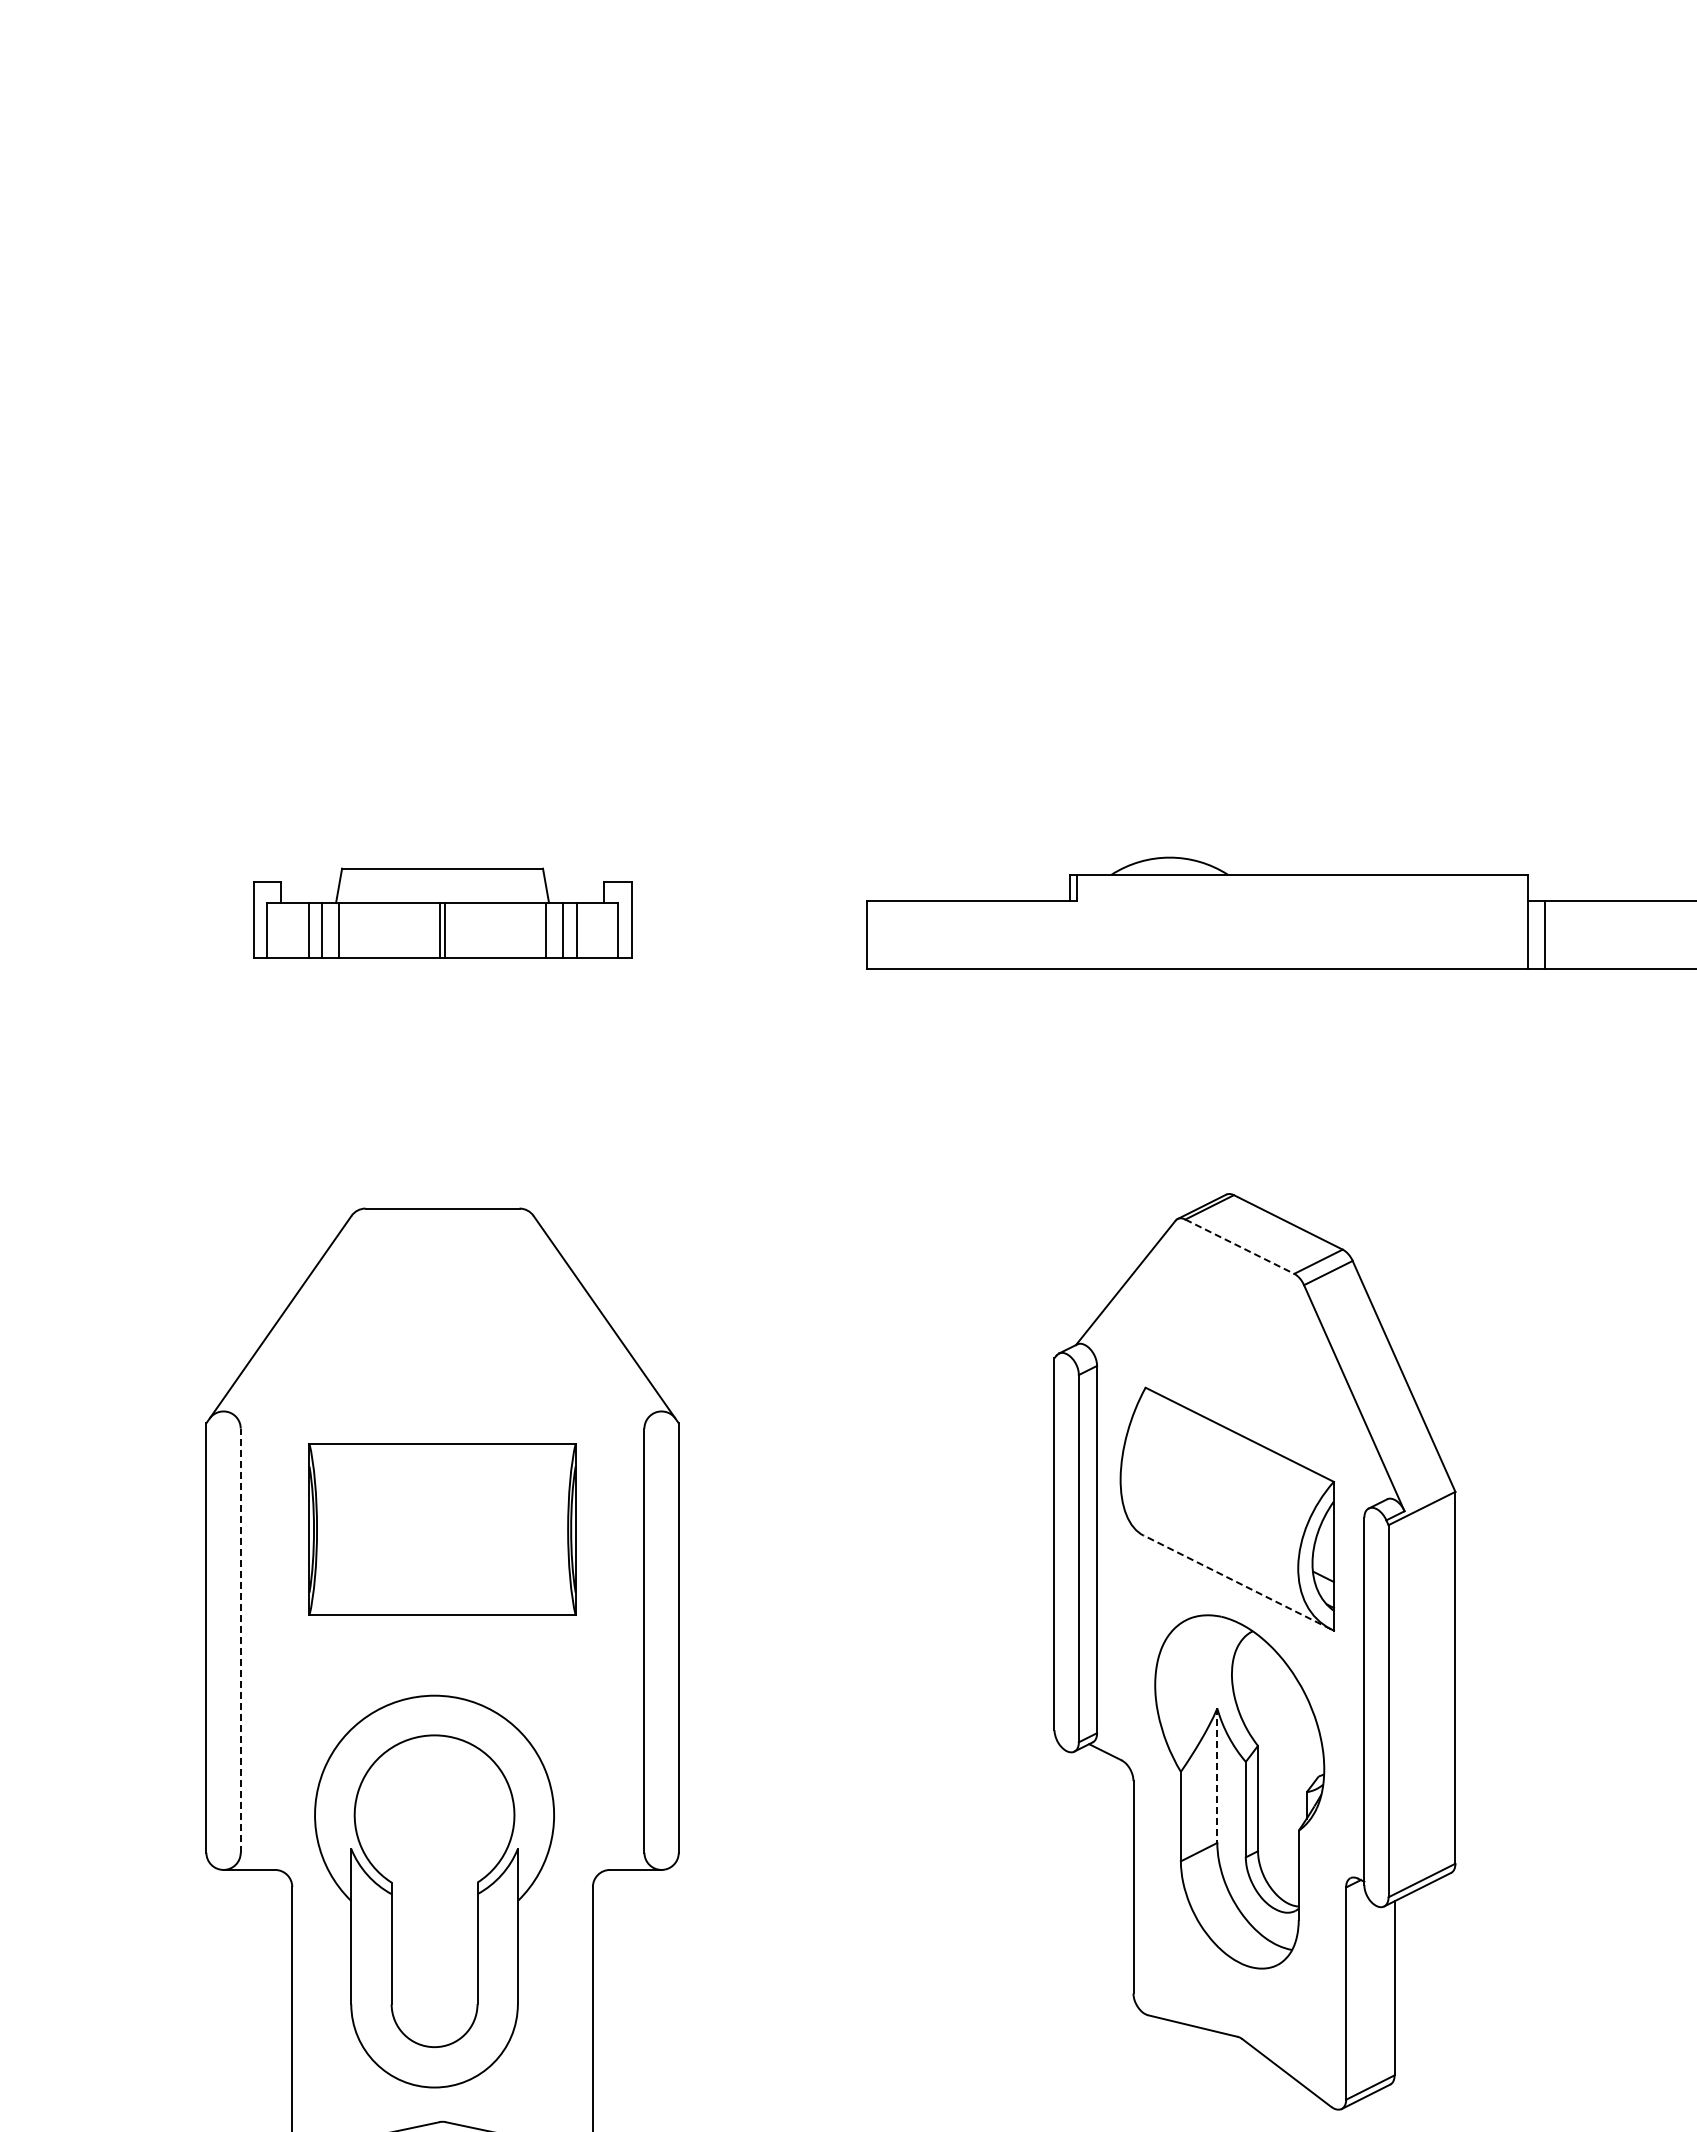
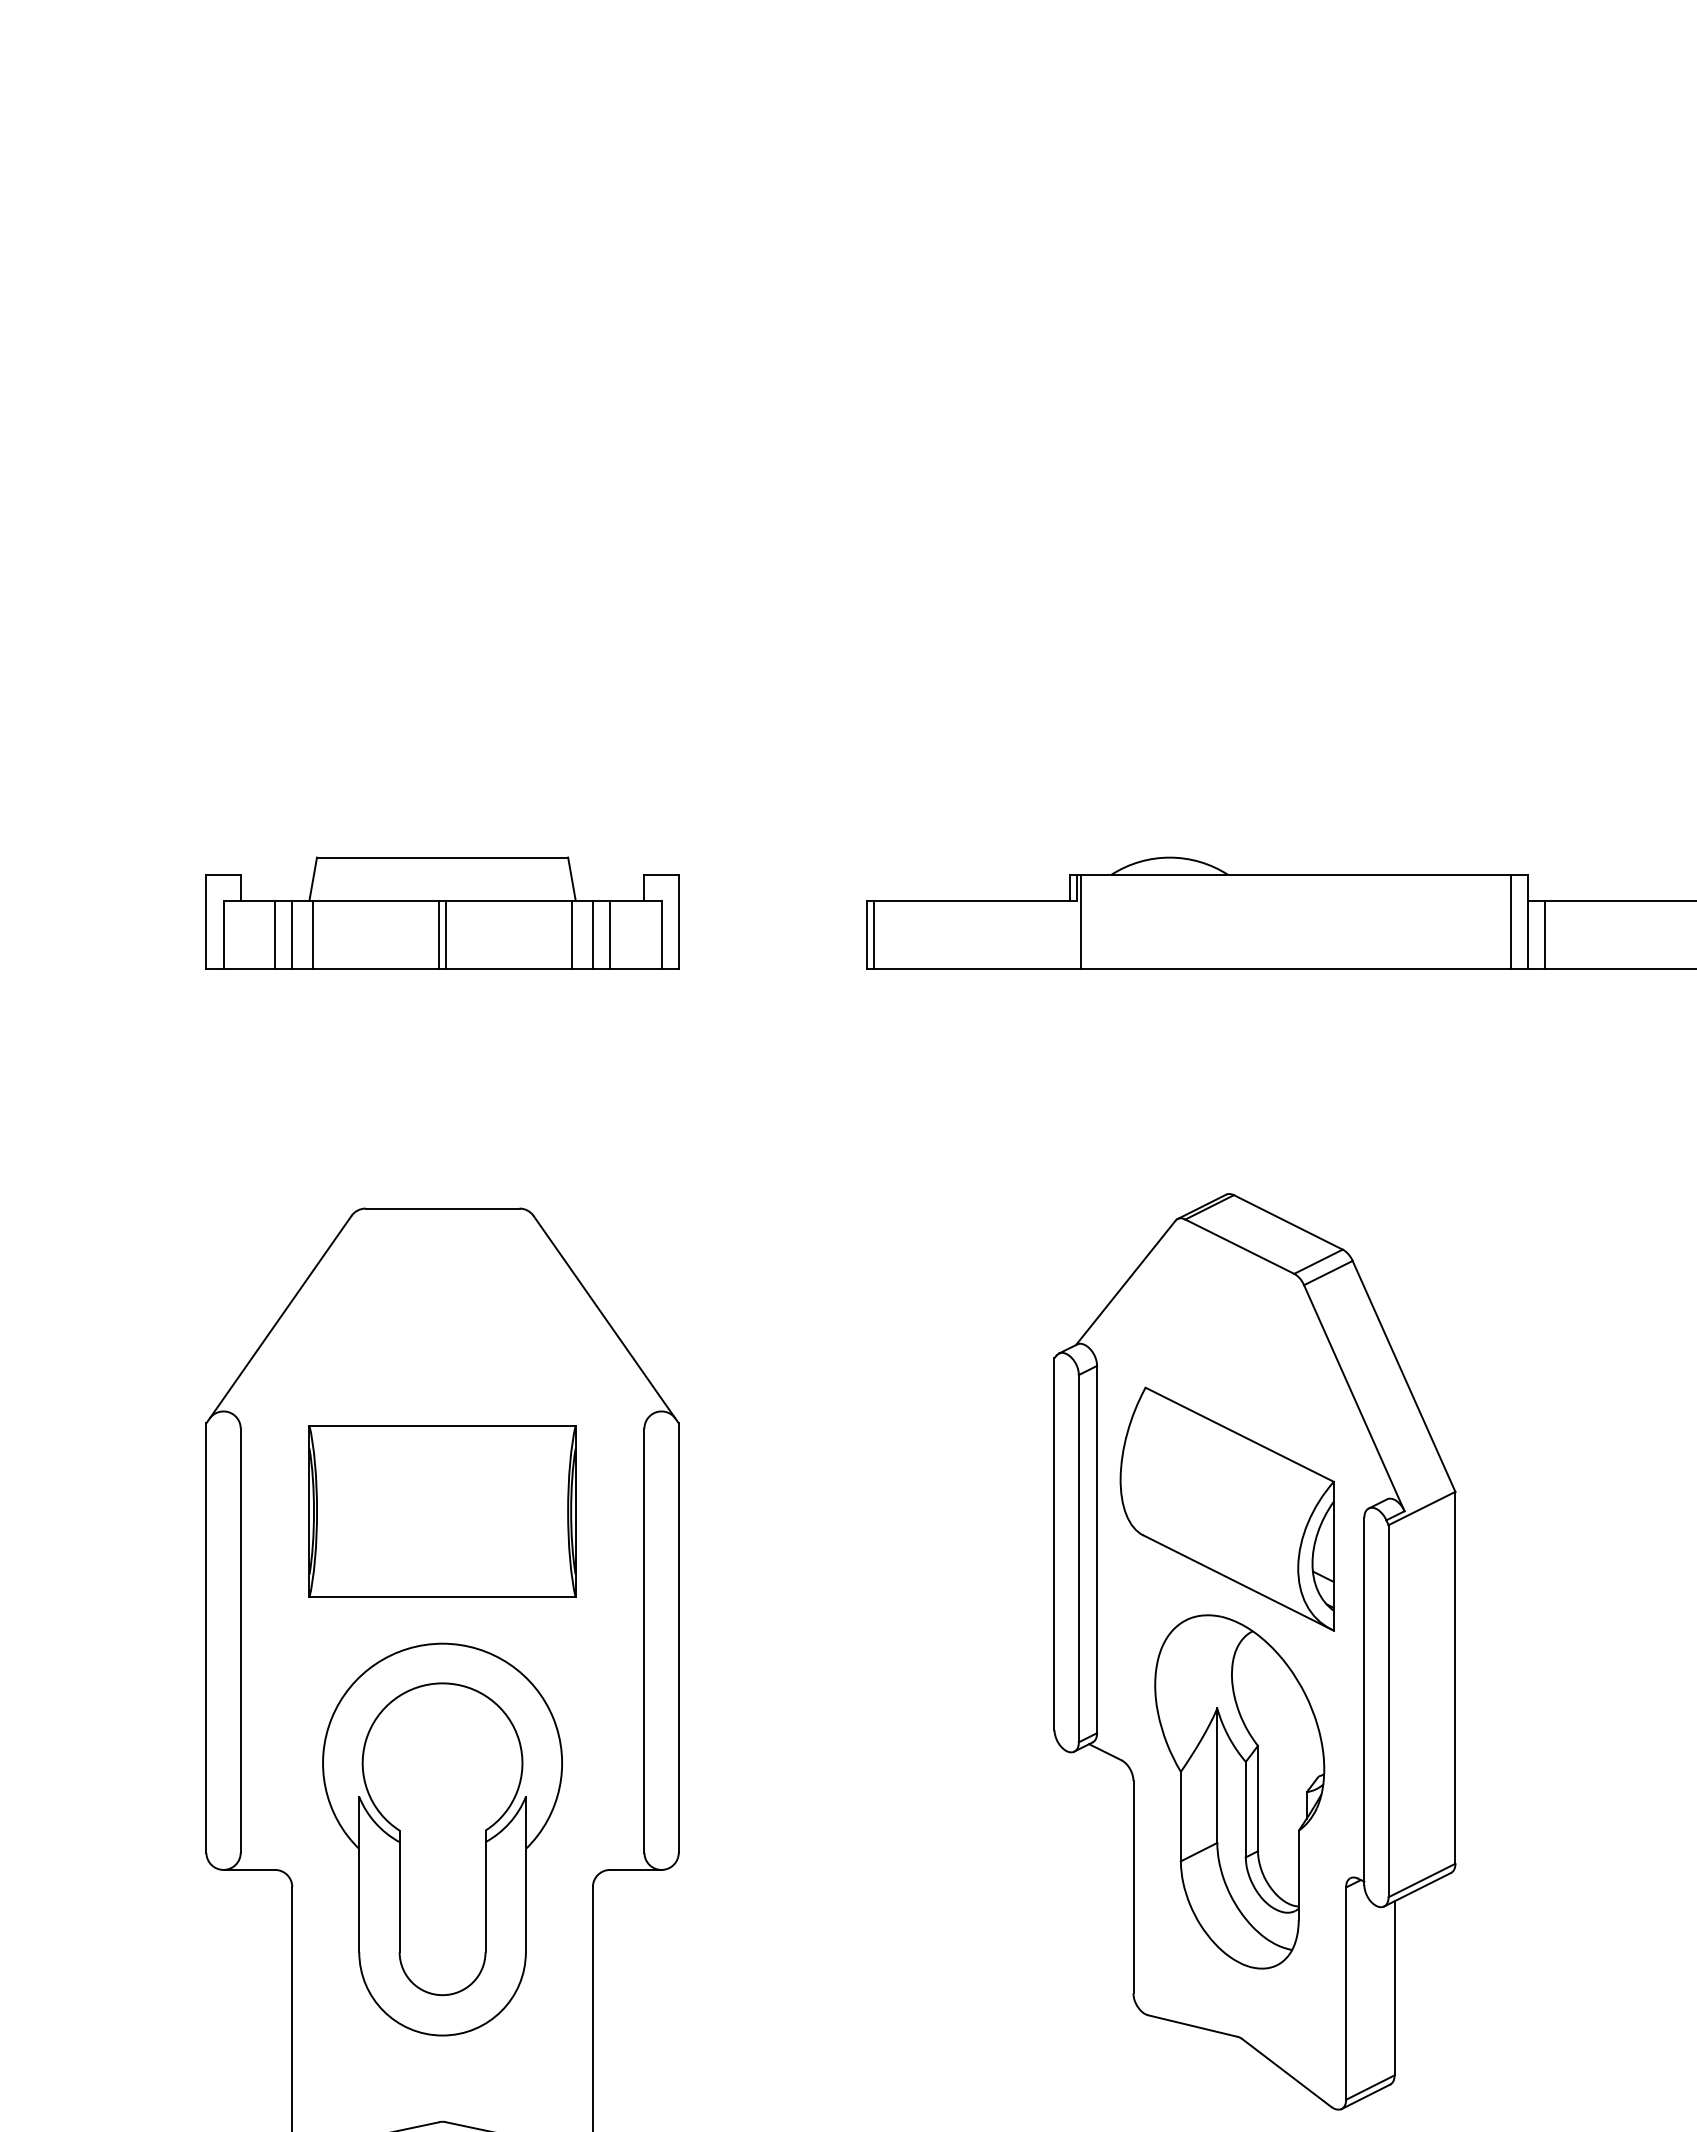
part size: 380x92 px -> 475x114 px (442, 912)
line: none -> present (1081, 921)
line: none -> present (1510, 921)
line: none -> present (874, 934)
line: dashed -> solid (1239, 1246)
part position: (442, 1529) -> (442, 1511) (442, 1511)
line: dashed -> solid (1237, 1582)
line: dashed -> solid (240, 1640)
line: dashed -> solid (1217, 1776)
part position: (434, 1891) -> (442, 1839) (442, 1839)
